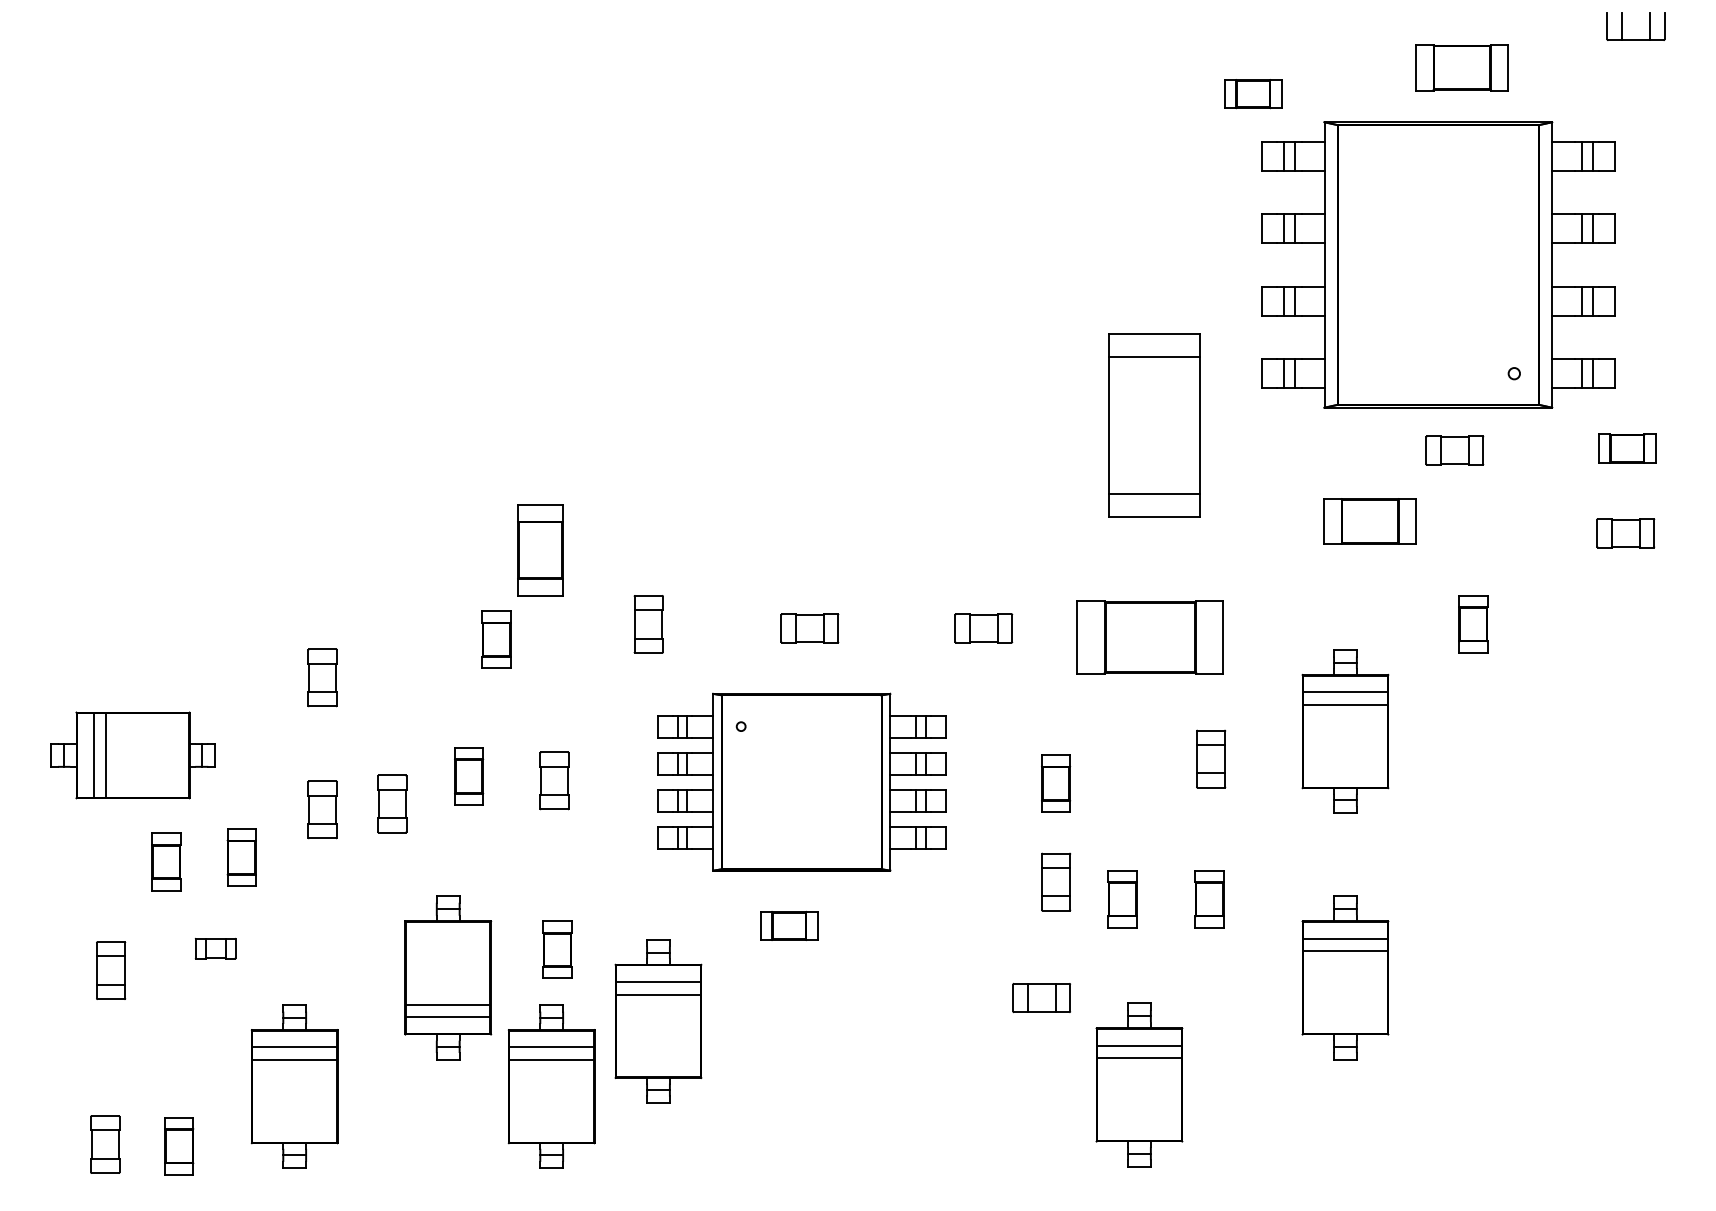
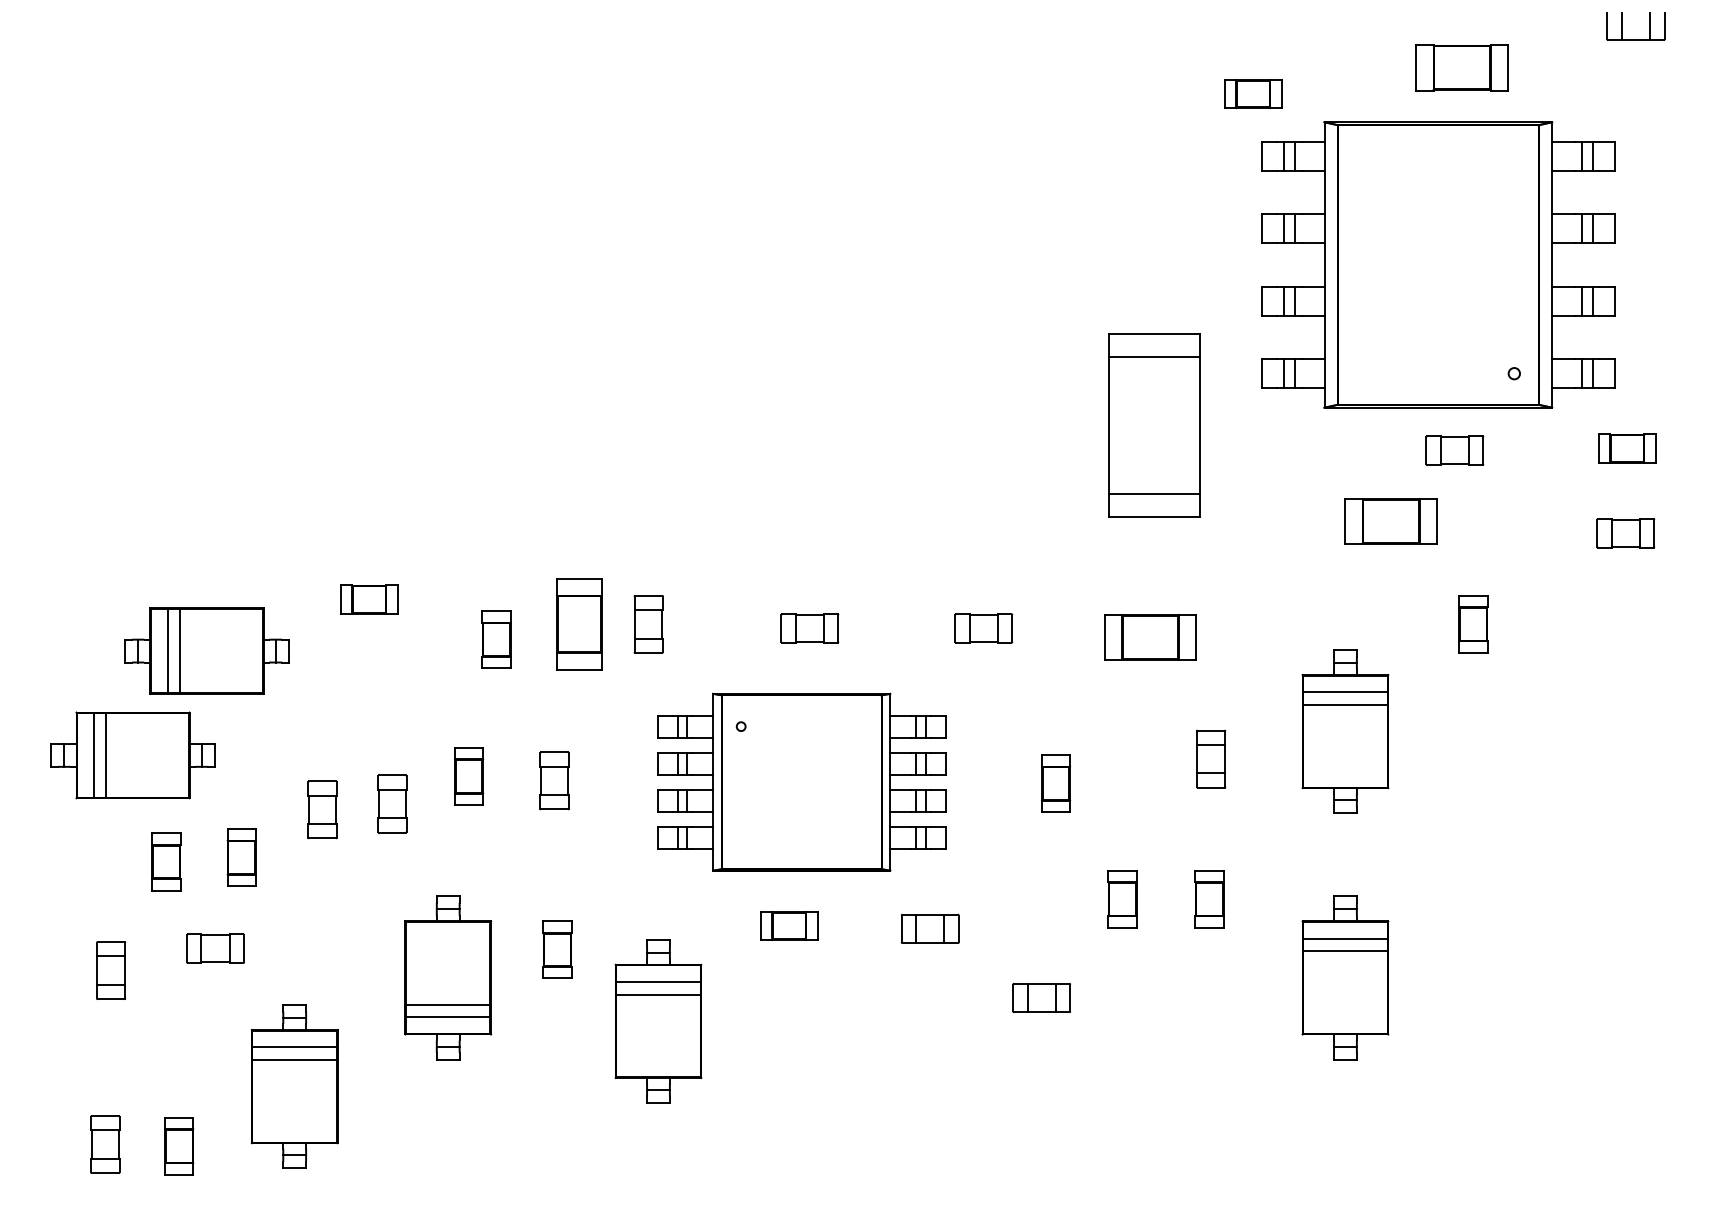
part position: (1369, 521) -> (1390, 521) (1390, 521)
part position: (540, 550) -> (579, 624) (579, 624)
part: none -> present (369, 599)
part size: 148x75 px -> 93x47 px (1150, 637)
part: none -> present (206, 650)
part: present -> none (322, 677)
part: present -> none (1056, 881)
part: none -> present (929, 928)
part size: 43x22 px -> 59x31 px (215, 948)
part: present -> none (1139, 1084)
part: present -> none (551, 1086)
